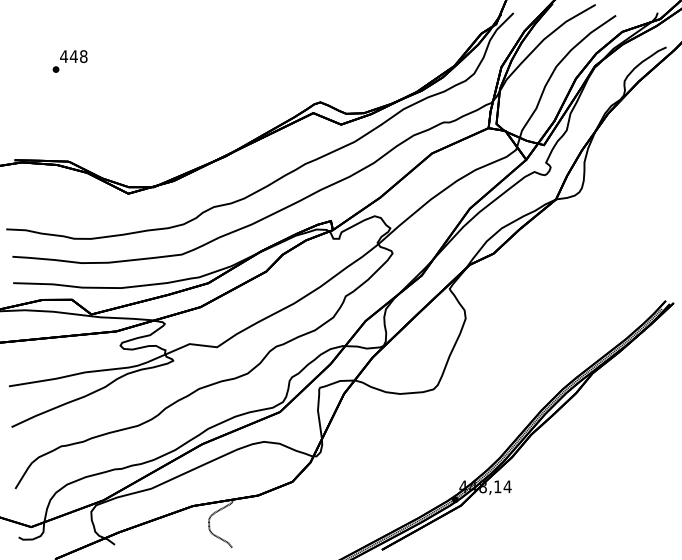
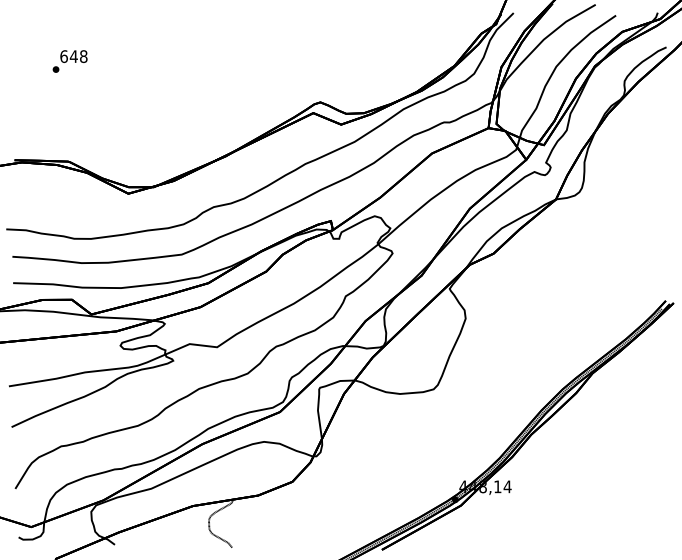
text: 448 -> 648 (64, 56)
